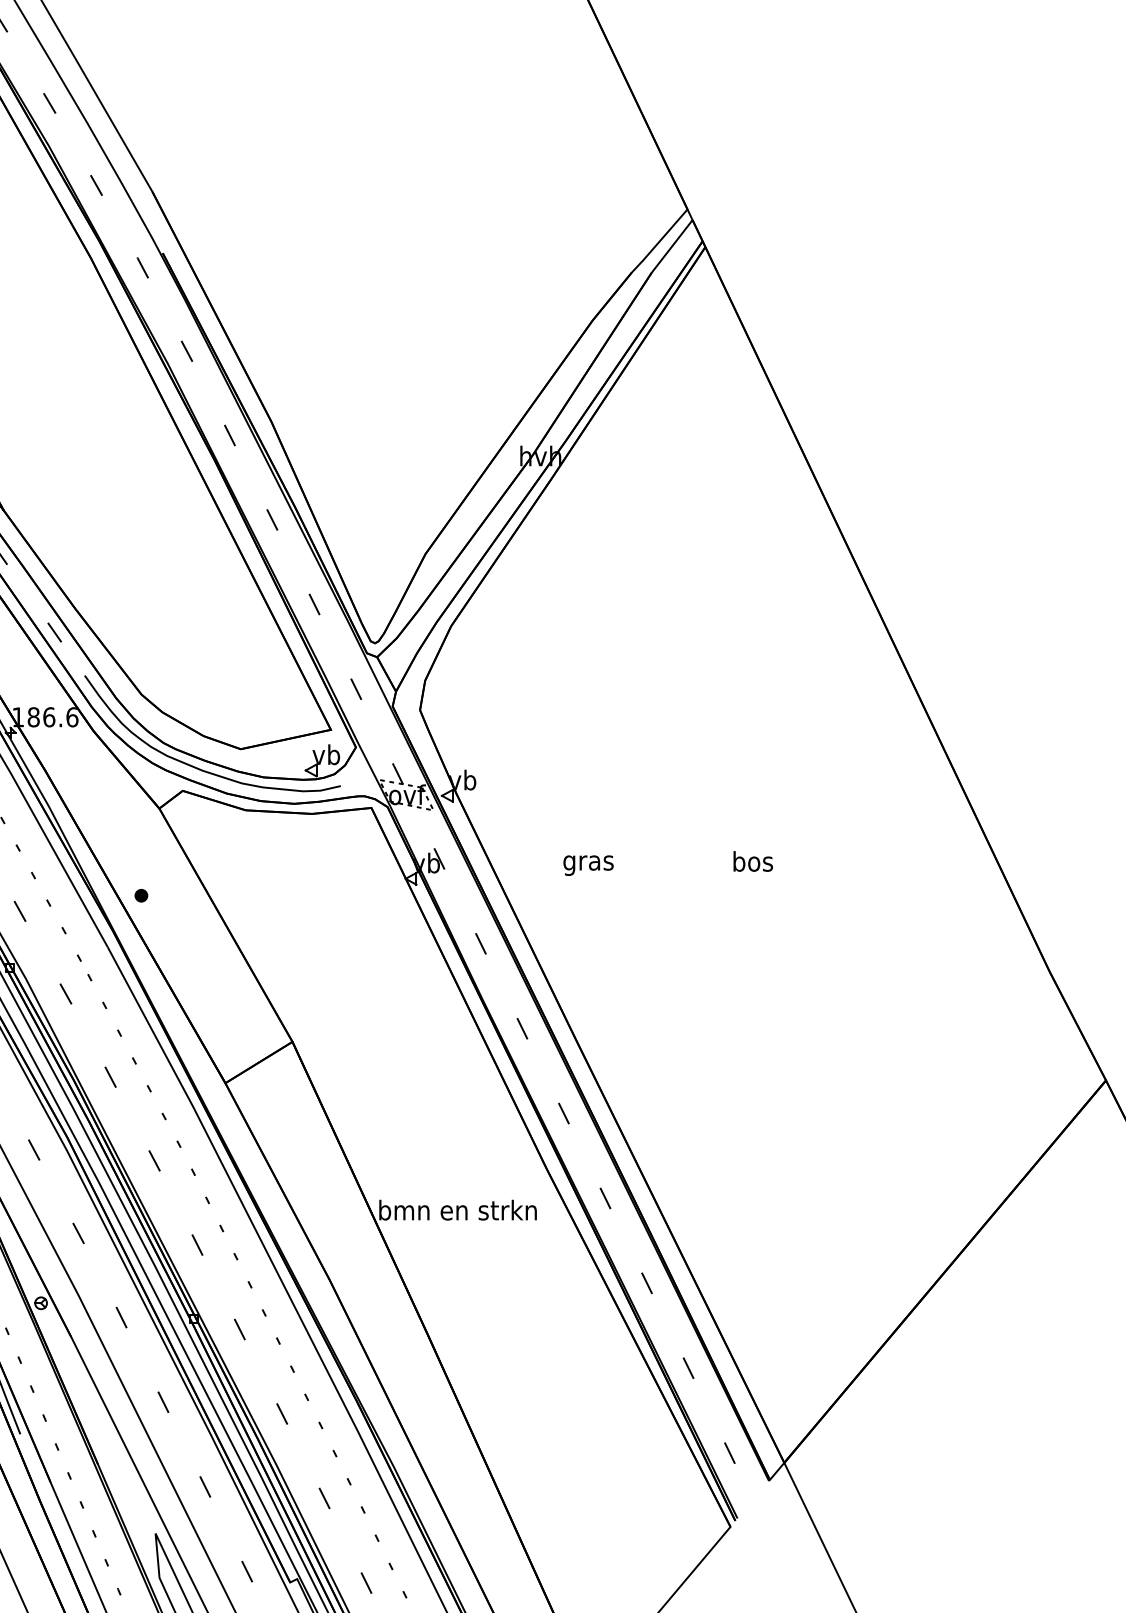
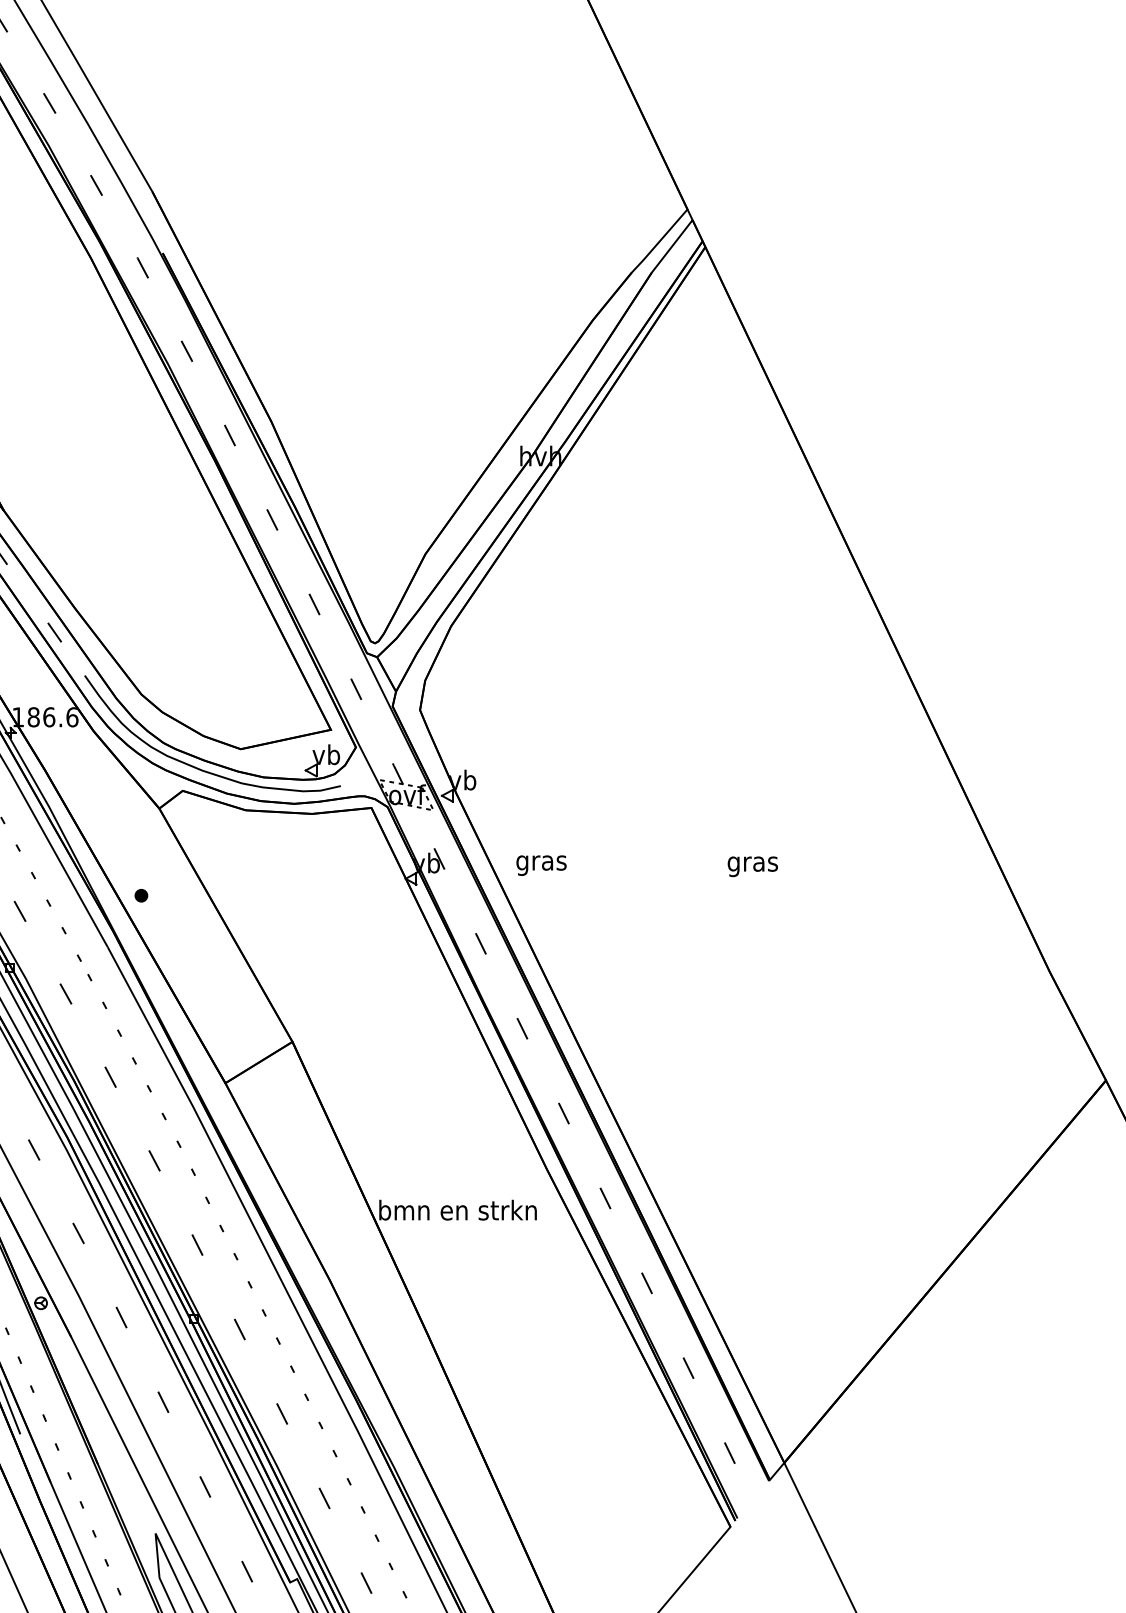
text: bos -> gras (752, 864)
text position: (588, 865) -> (541, 865) (541, 865)
